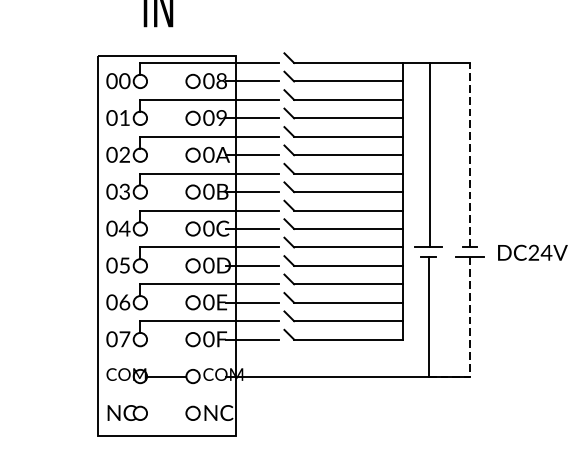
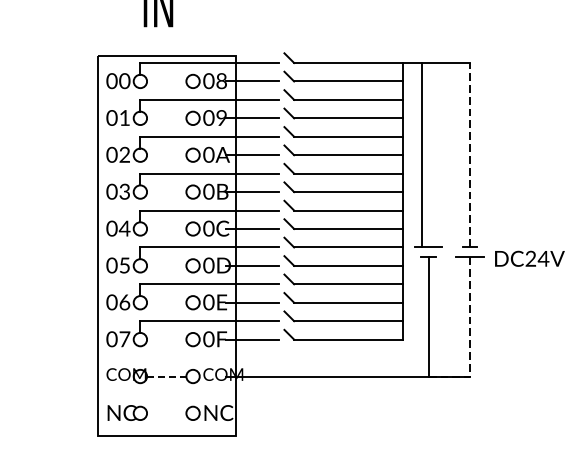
line position: (429, 154) -> (421, 154) (421, 154)
text position: (532, 252) -> (529, 258) (529, 258)
line: solid -> dashed (166, 376)
